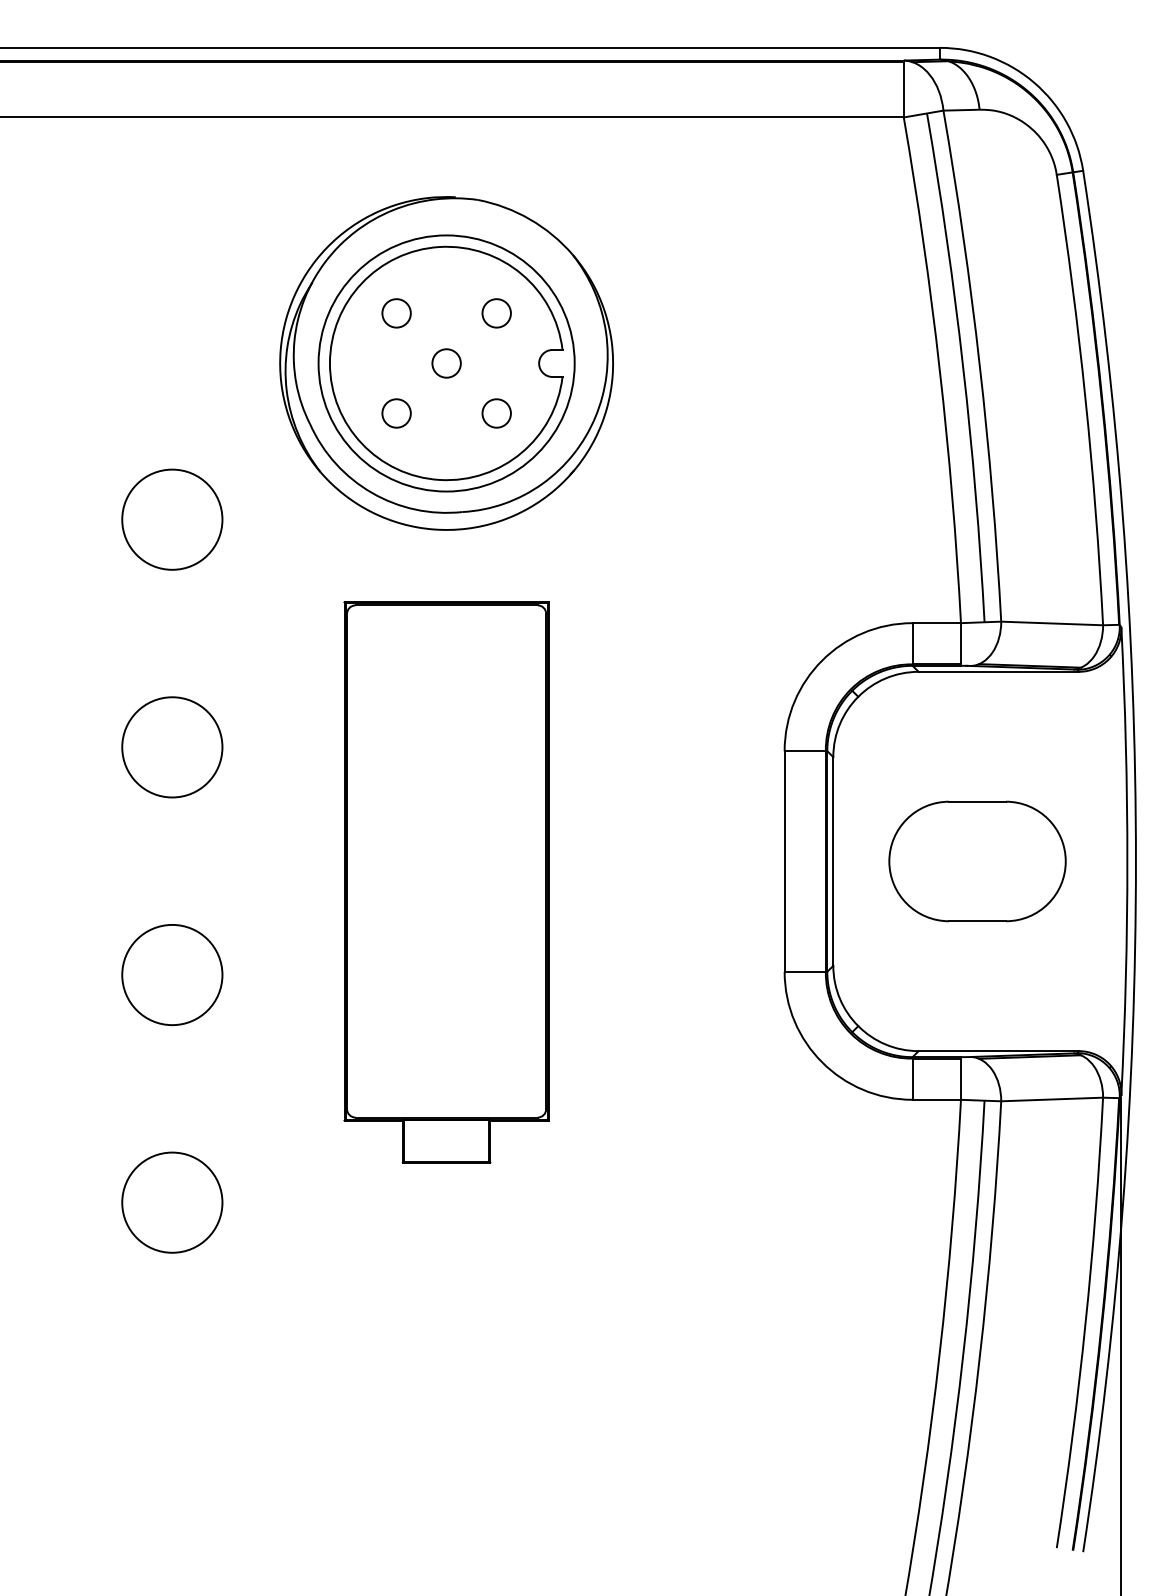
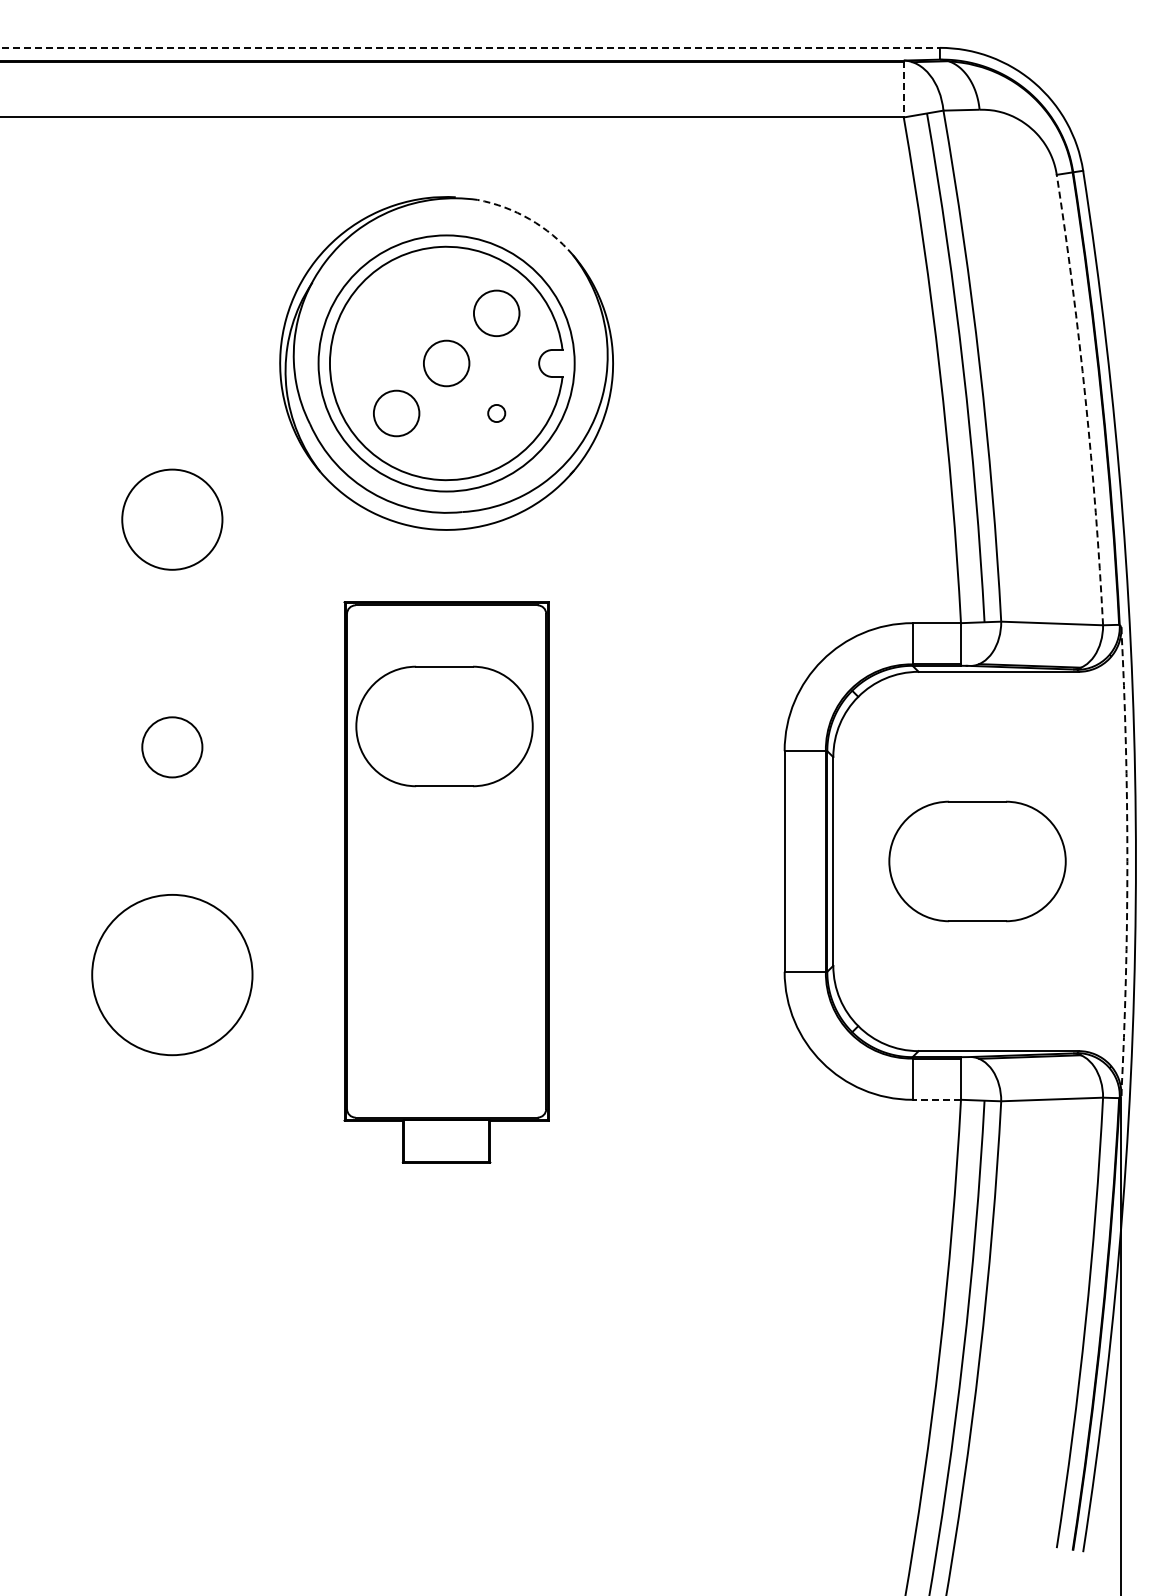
line: solid -> dashed (469, 47)
line: solid -> dashed (903, 89)
arc: solid -> dashed (529, 219)
circle: present -> none (396, 313)
circle diameter: 28 px -> 46 px (496, 313)
circle diameter: 28 px -> 46 px (446, 363)
arc: solid -> dashed (1085, 399)
circle diameter: 28 px -> 46 px (396, 413)
circle diameter: 28 px -> 17 px (496, 413)
part: none -> present (444, 726)
circle diameter: 100 px -> 60 px (172, 747)
arc: solid -> dashed (1127, 861)
circle diameter: 100 px -> 160 px (172, 974)
line: solid -> dashed (936, 1099)
circle: present -> none (172, 1202)
